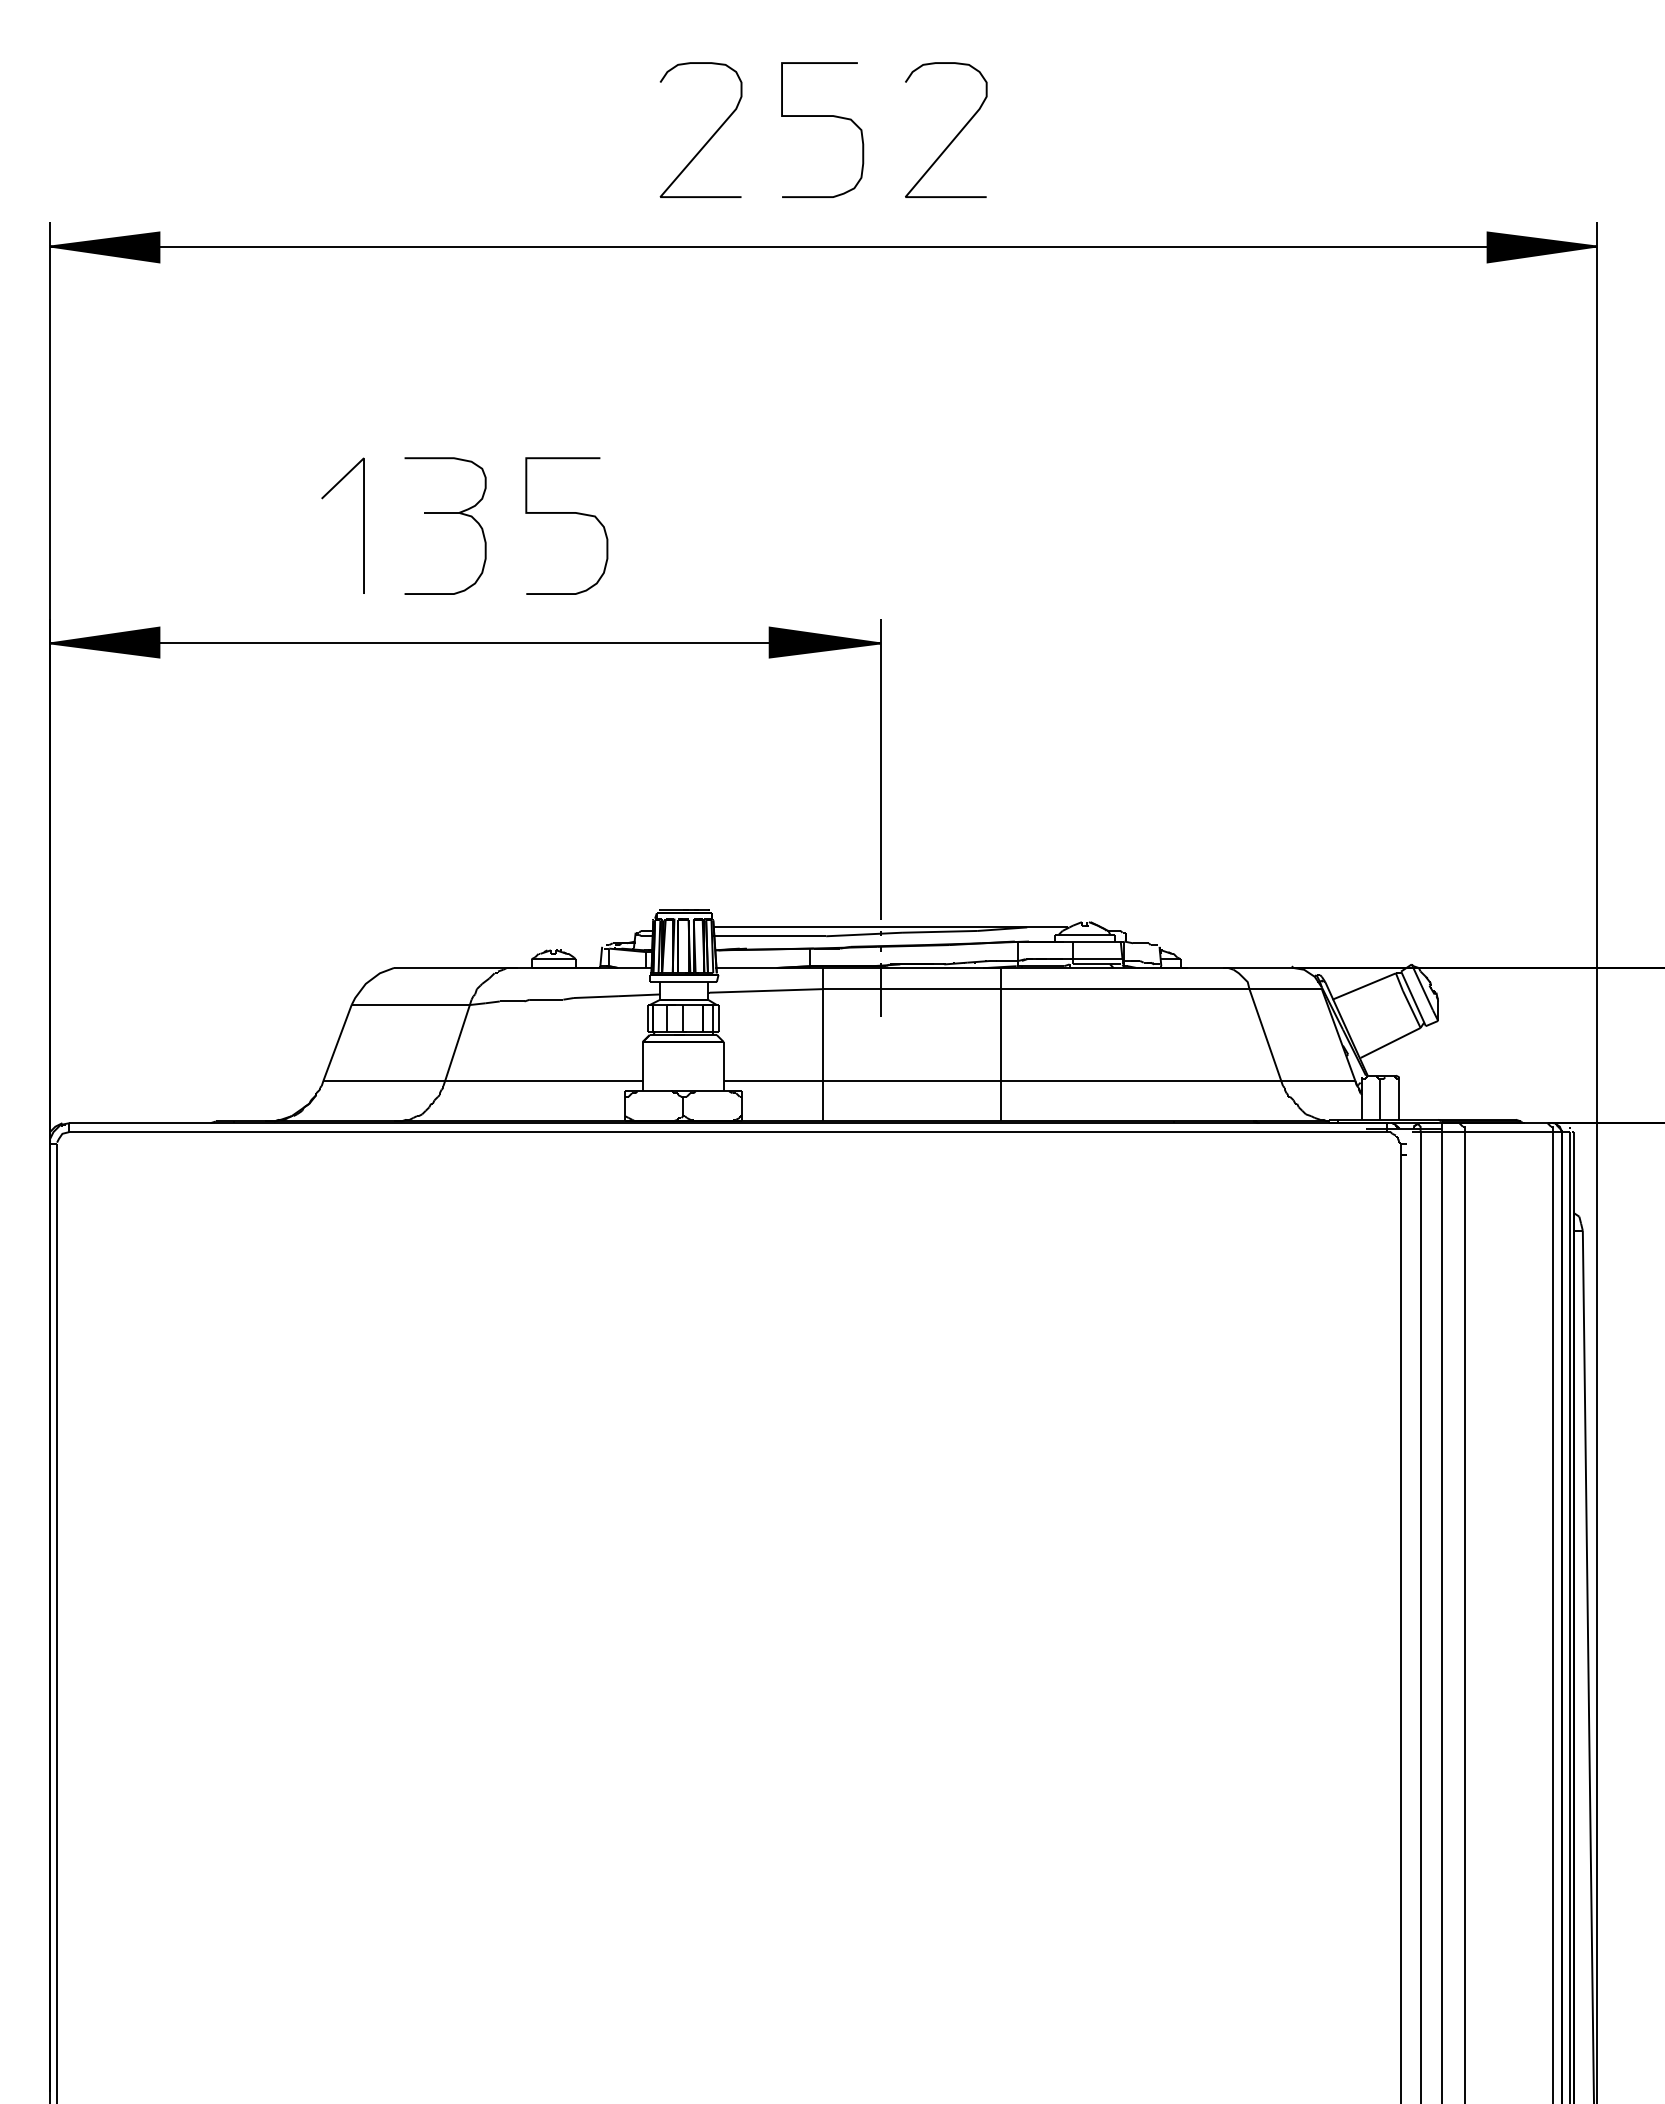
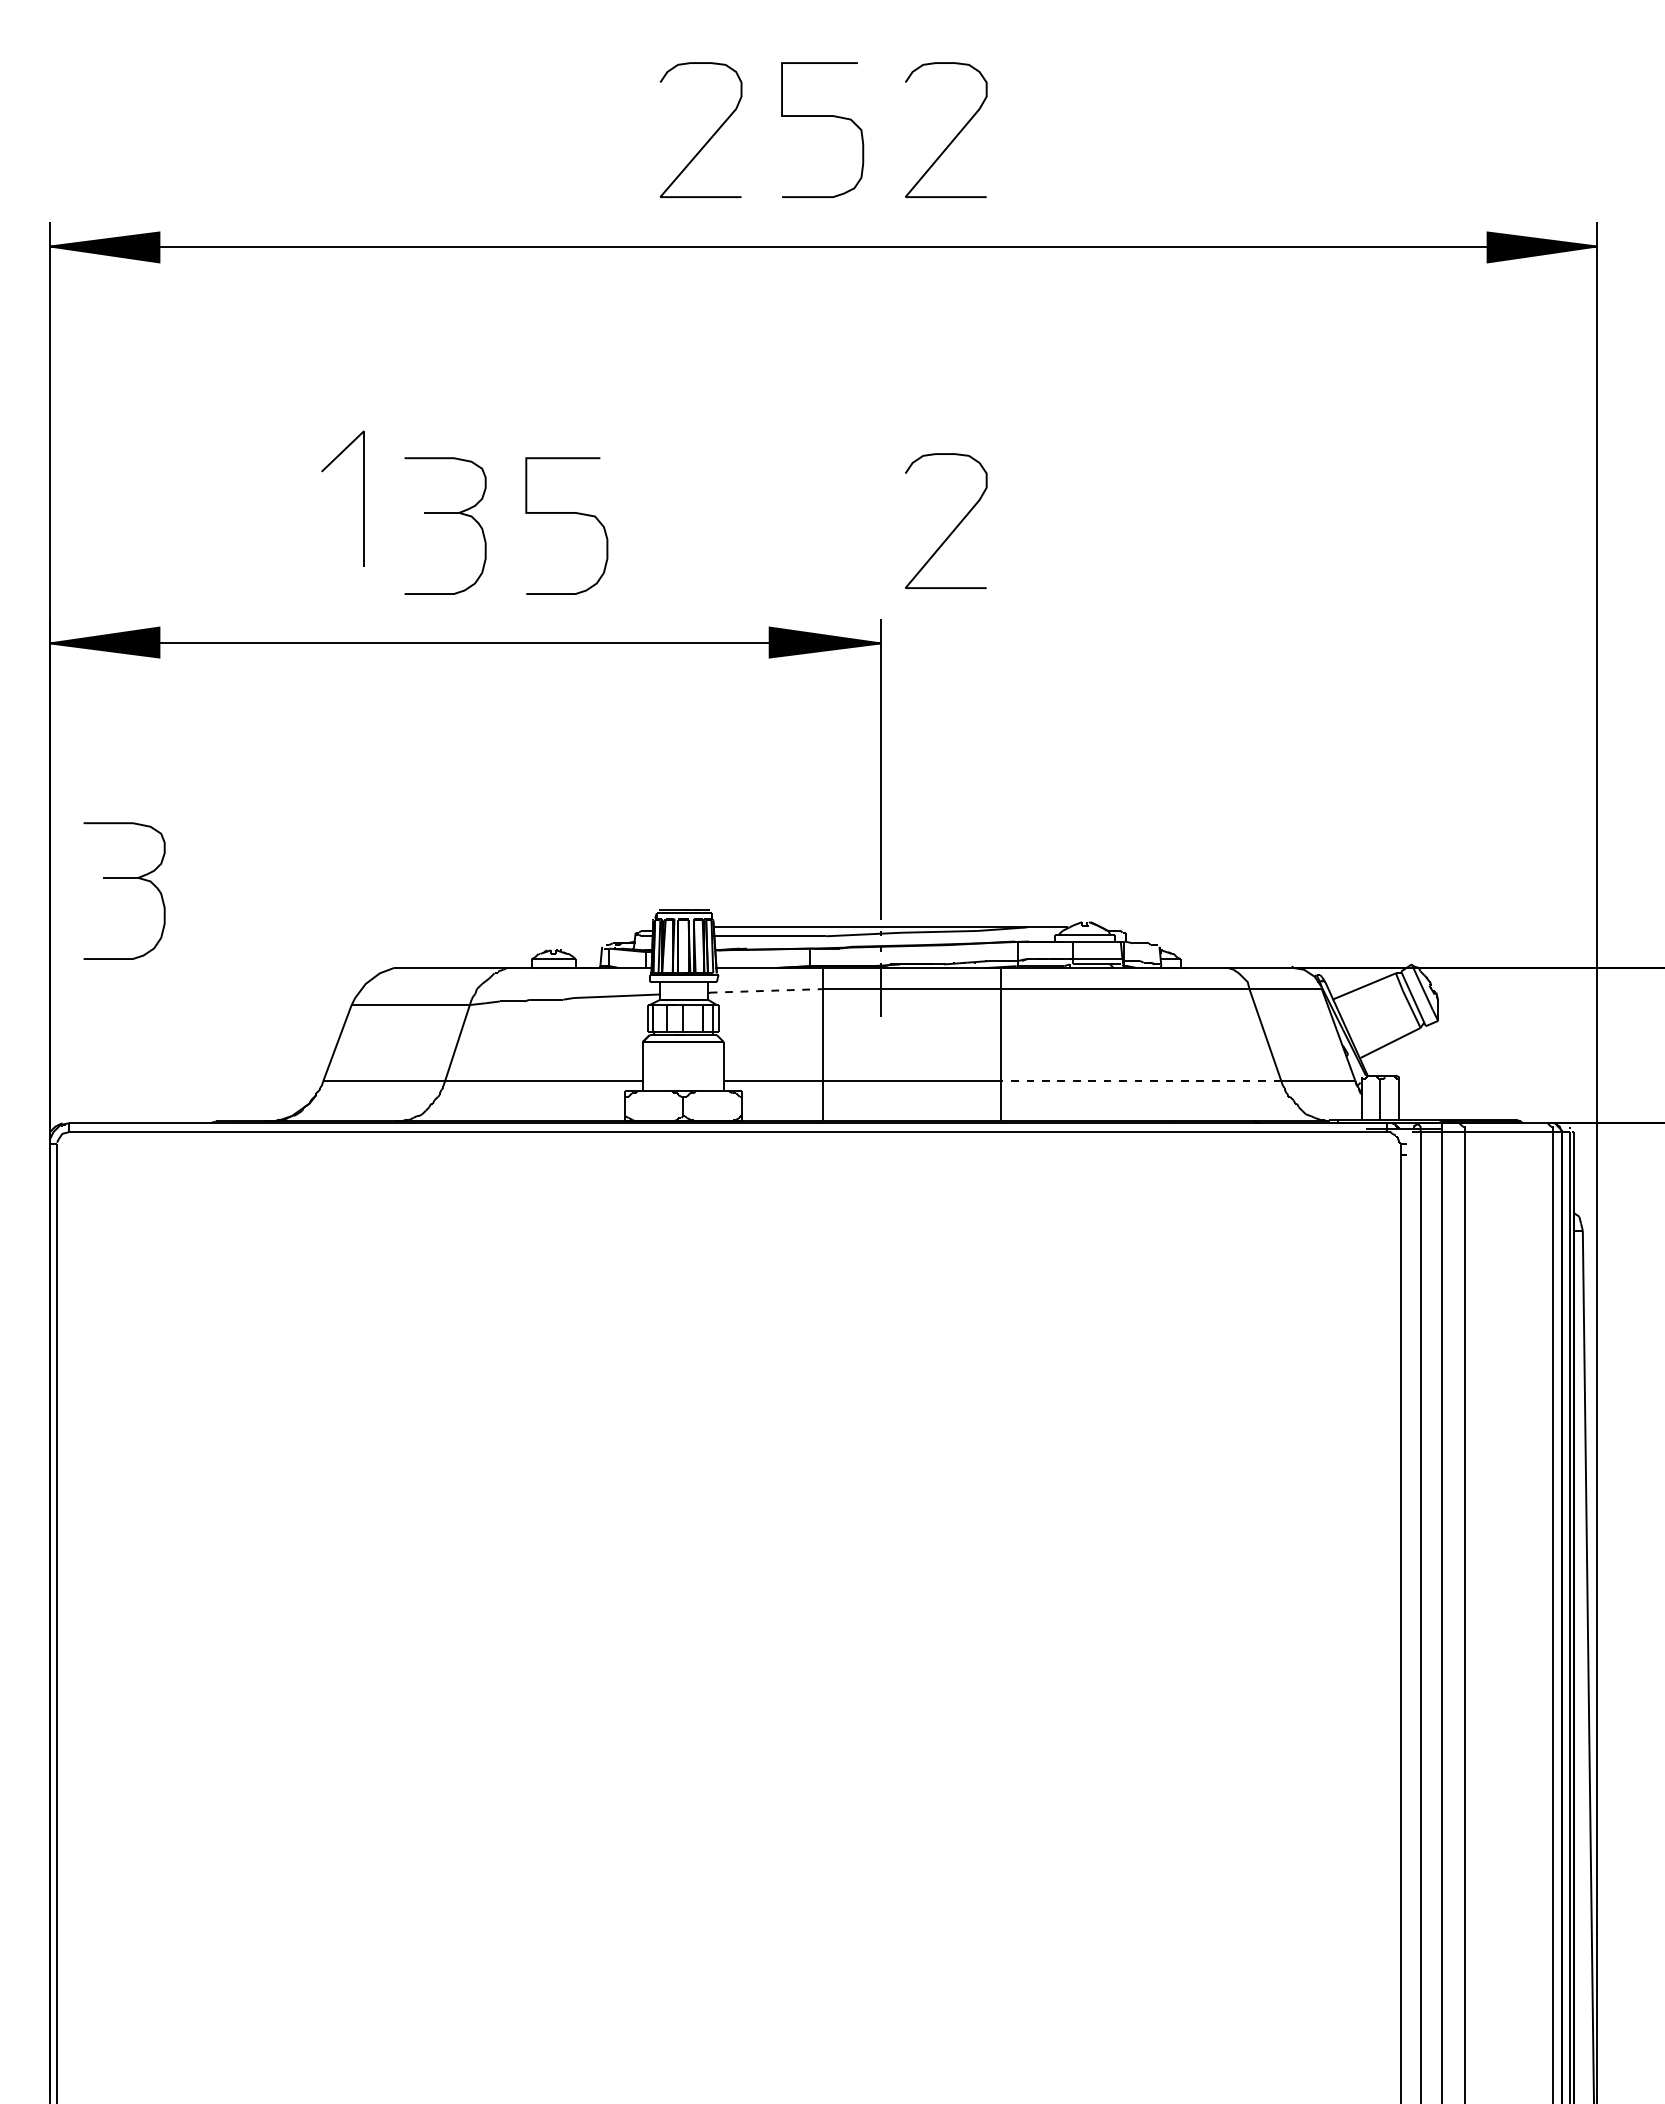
line position: (363, 525) -> (363, 498) (363, 498)
curve: none -> present (956, 525)
part: none -> present (124, 878)
line: solid -> dashed (766, 990)
line: solid -> dashed (1140, 1080)
